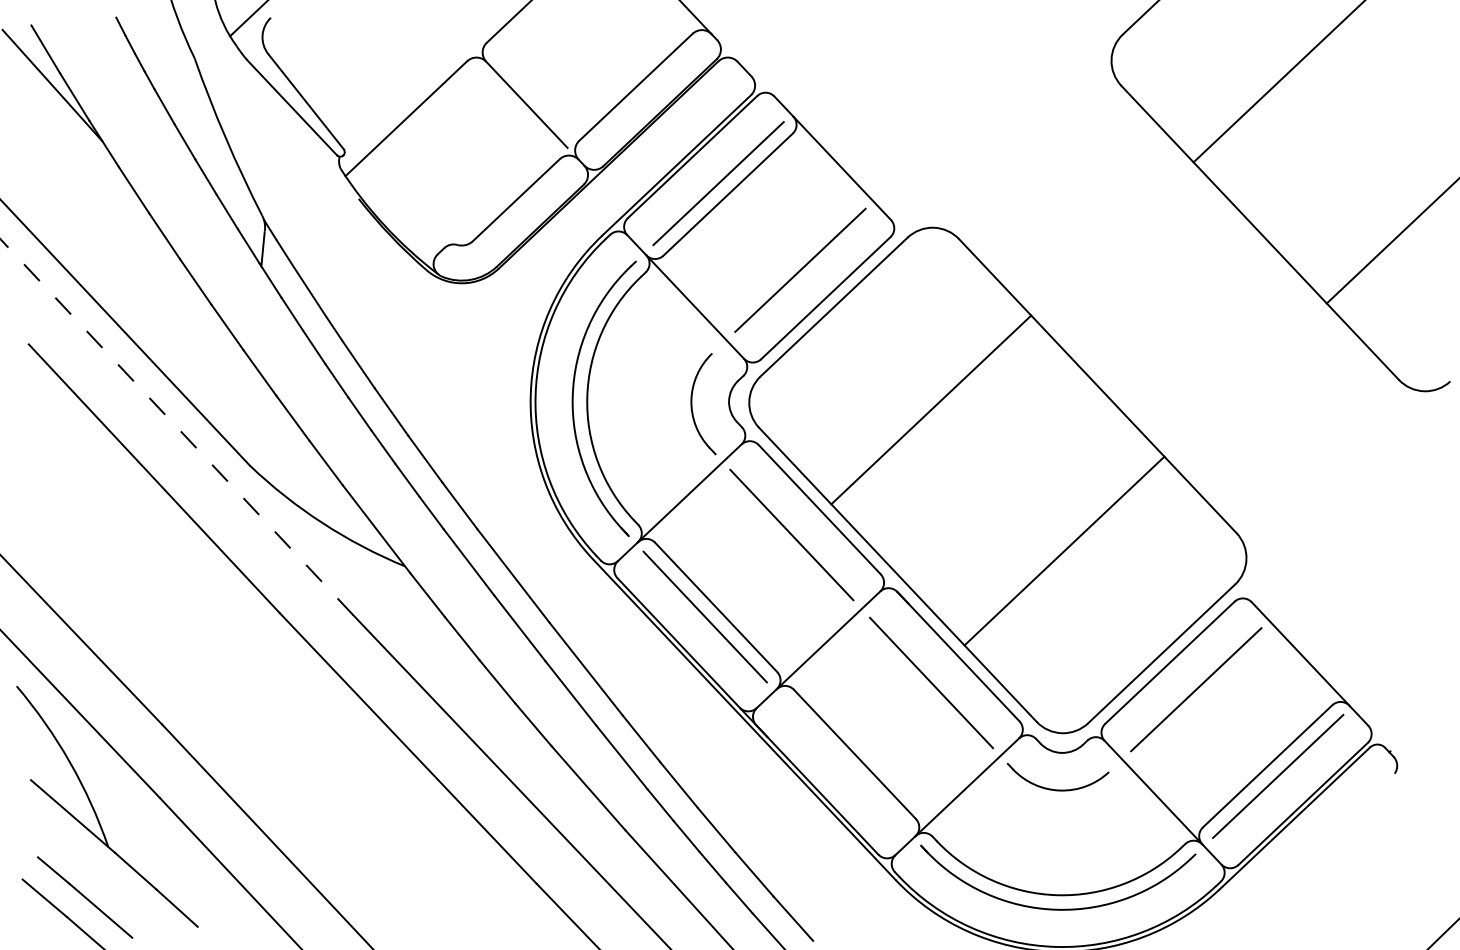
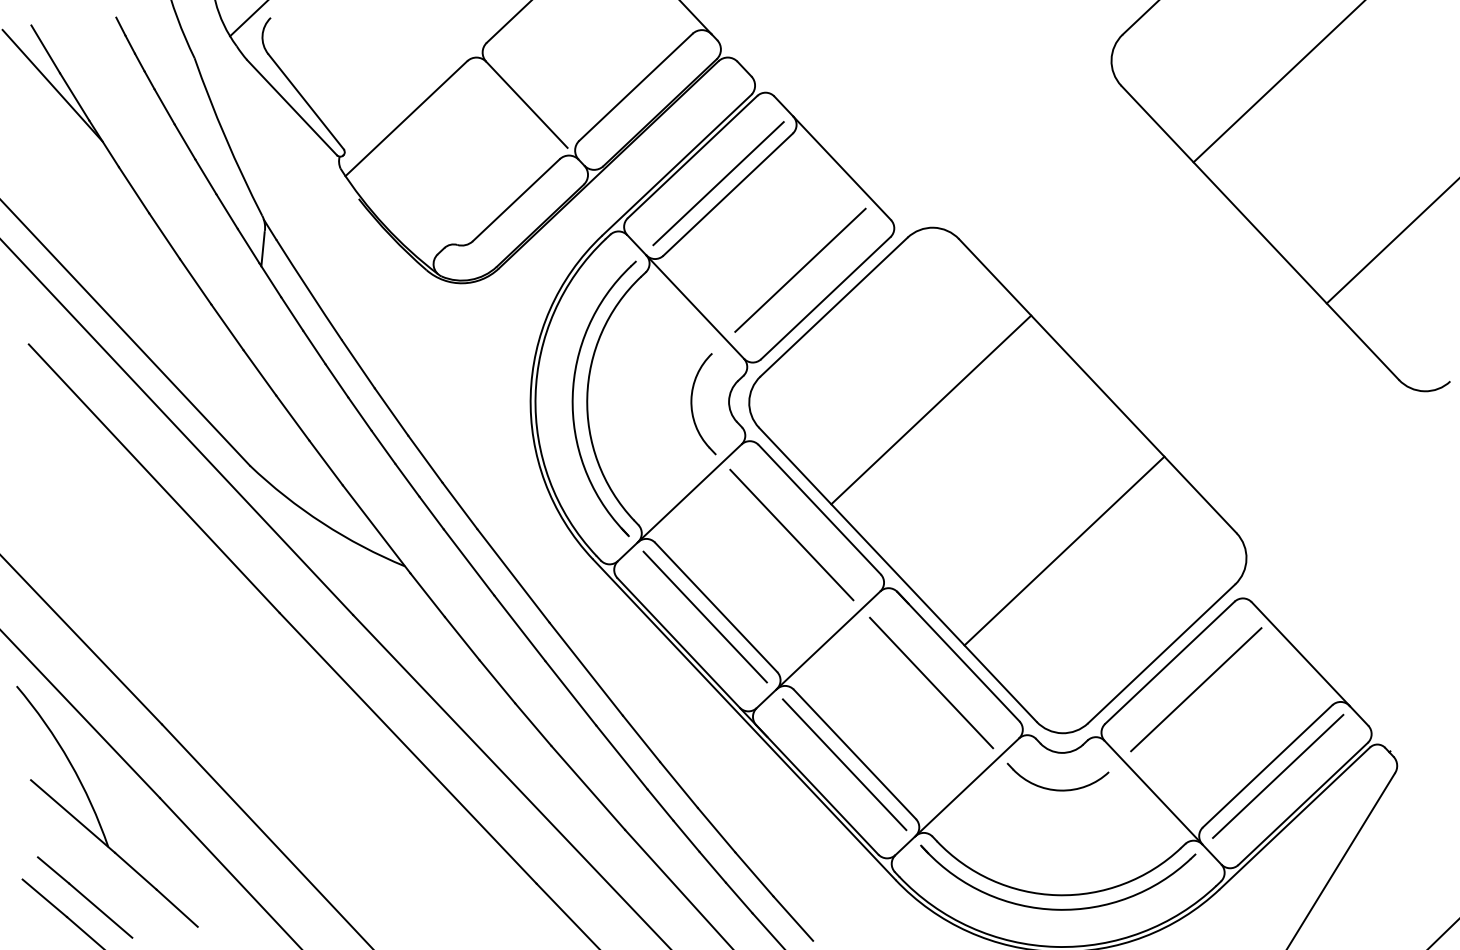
line: dashed -> solid (176, 427)
line: none -> present (844, 764)
line: none -> present (1341, 859)
